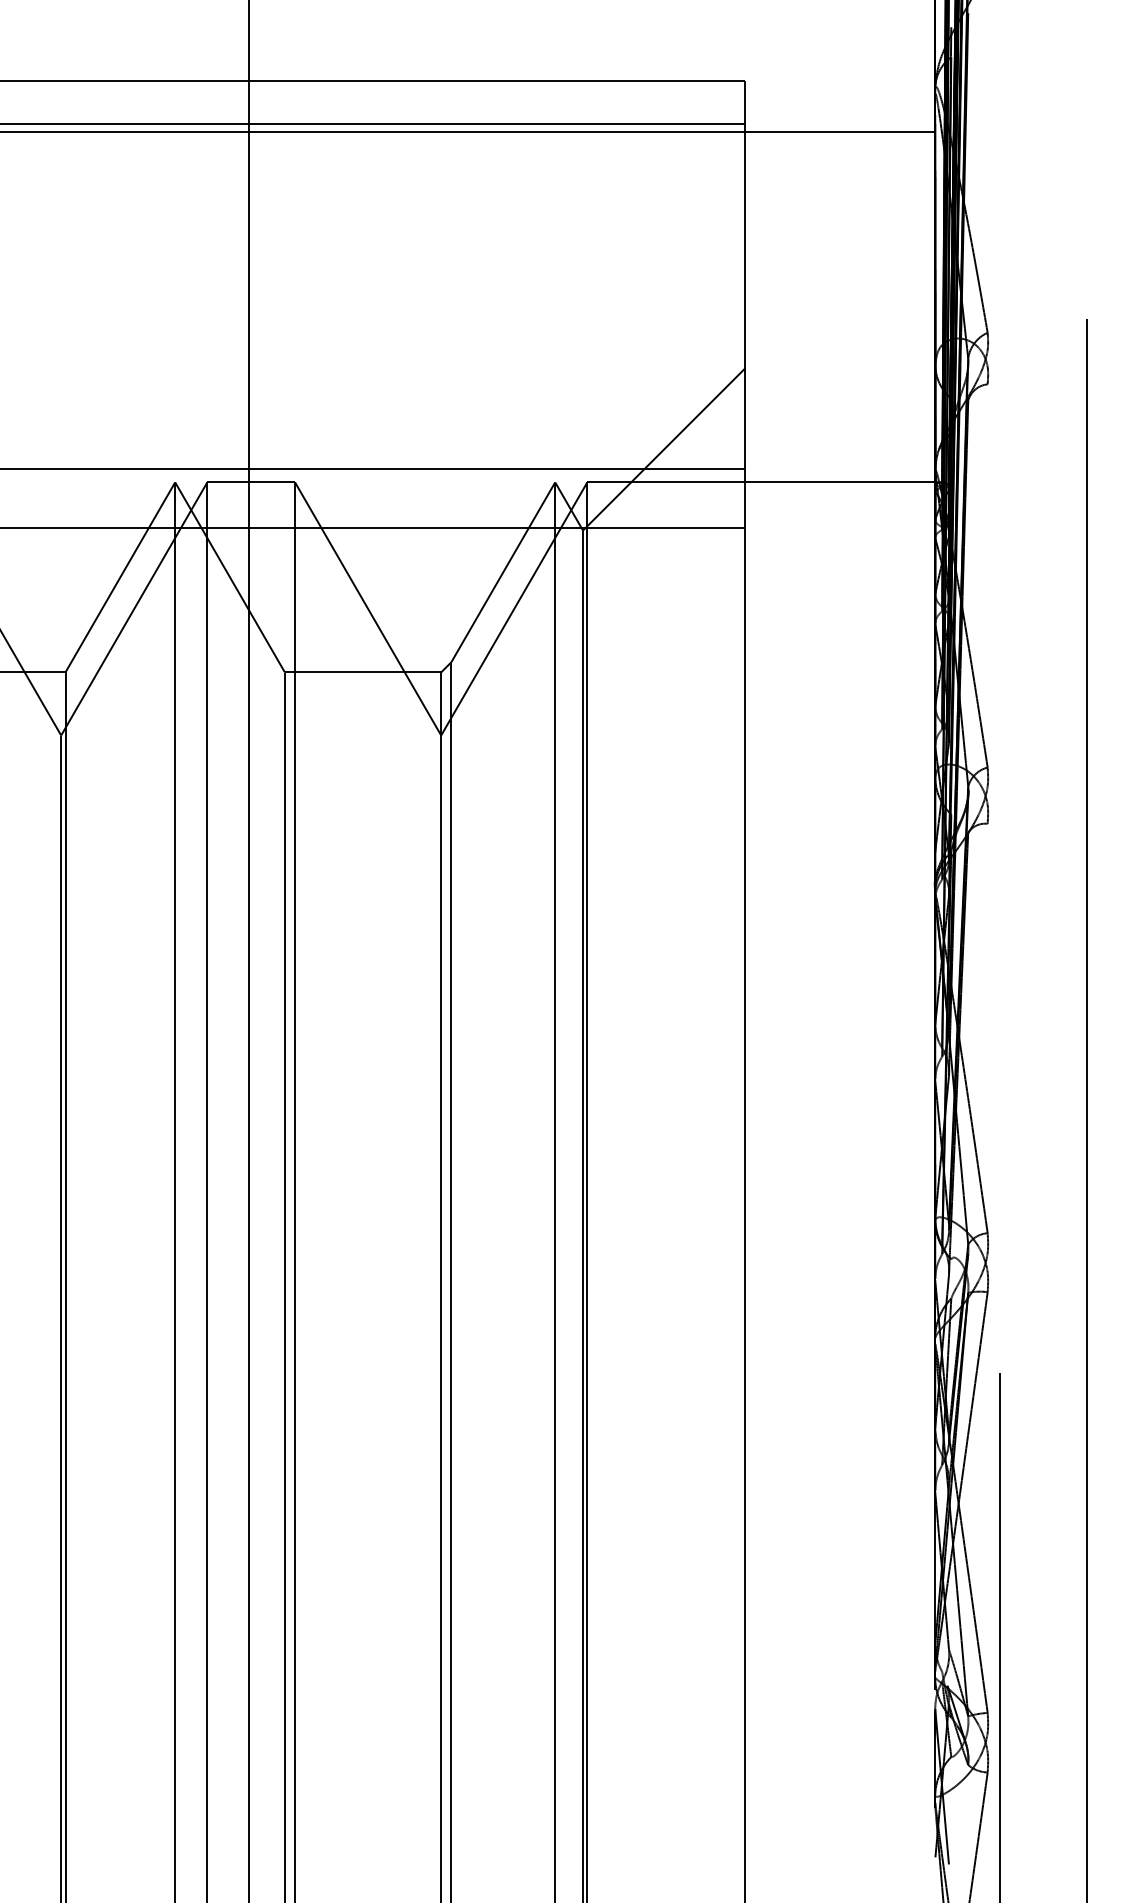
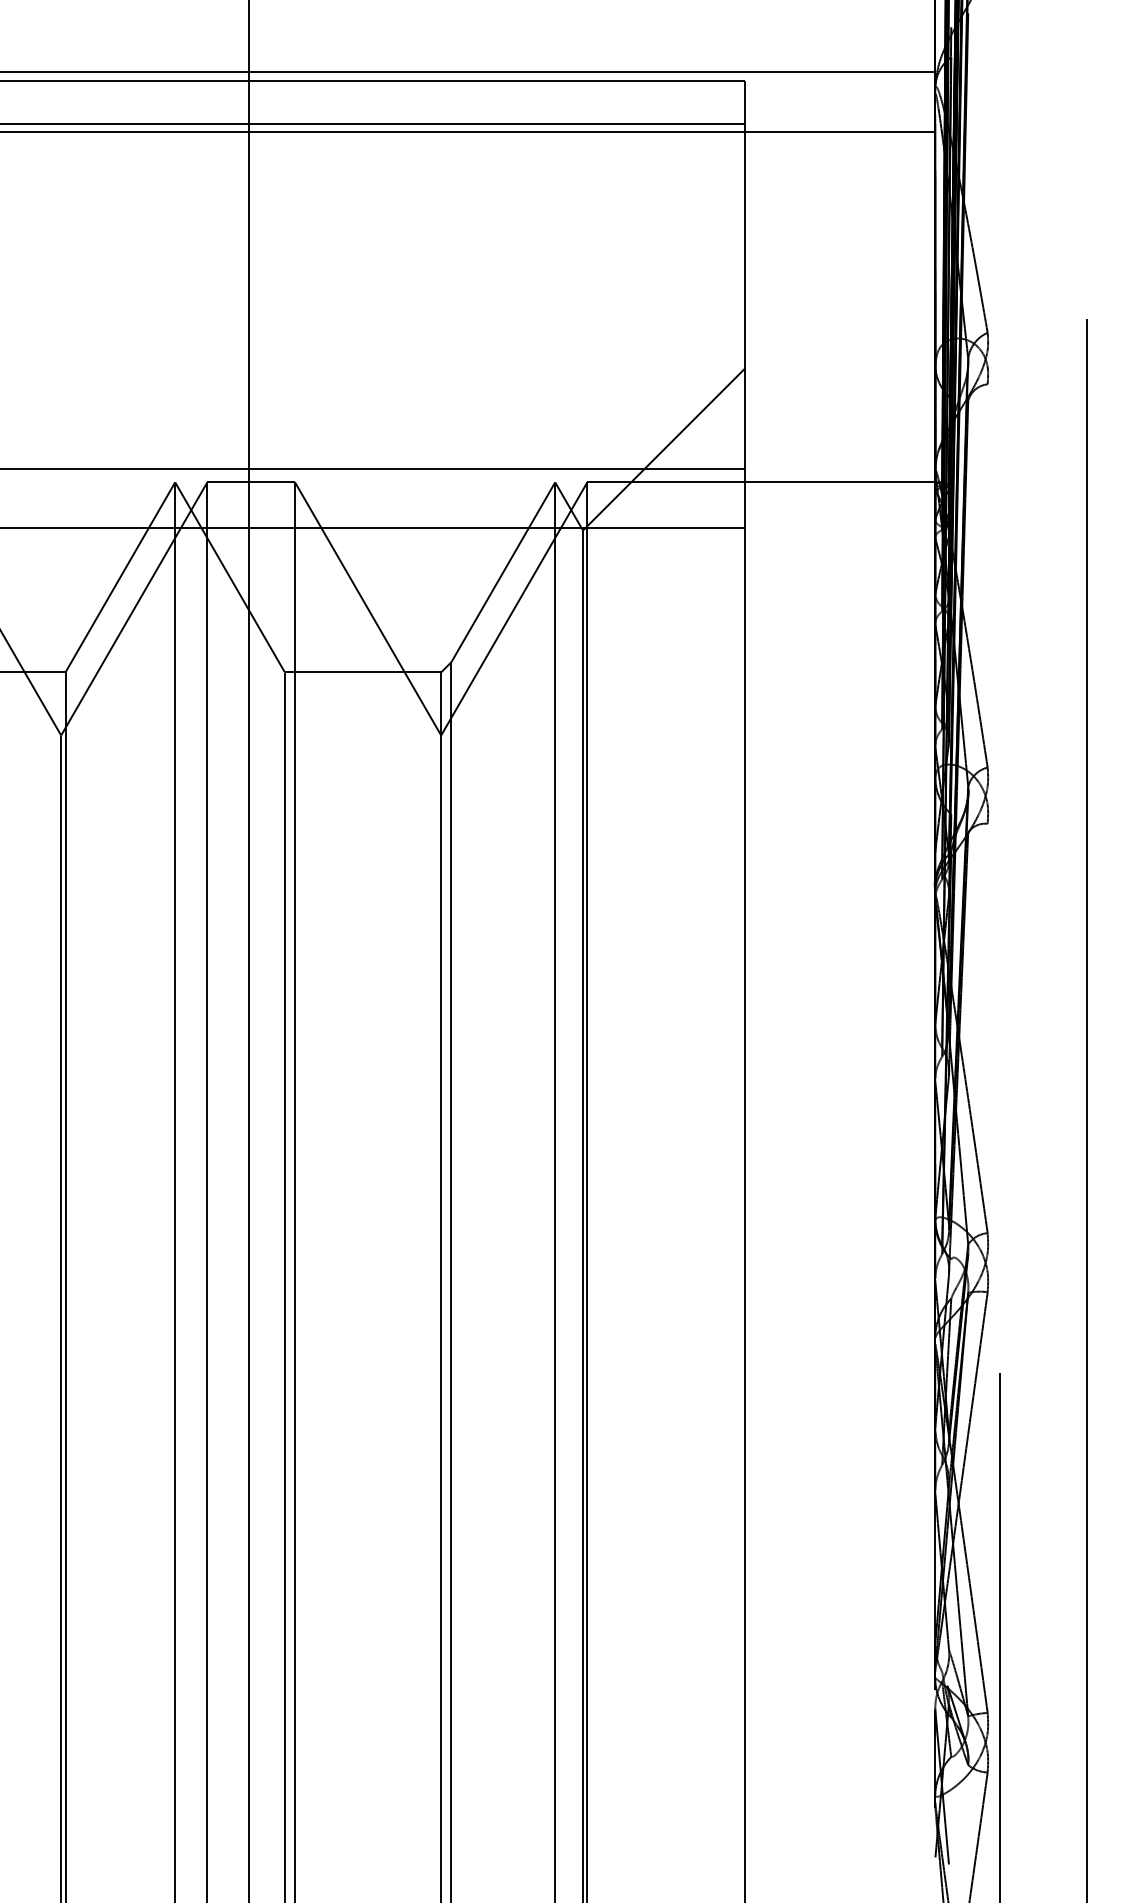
line: none -> present (468, 72)
